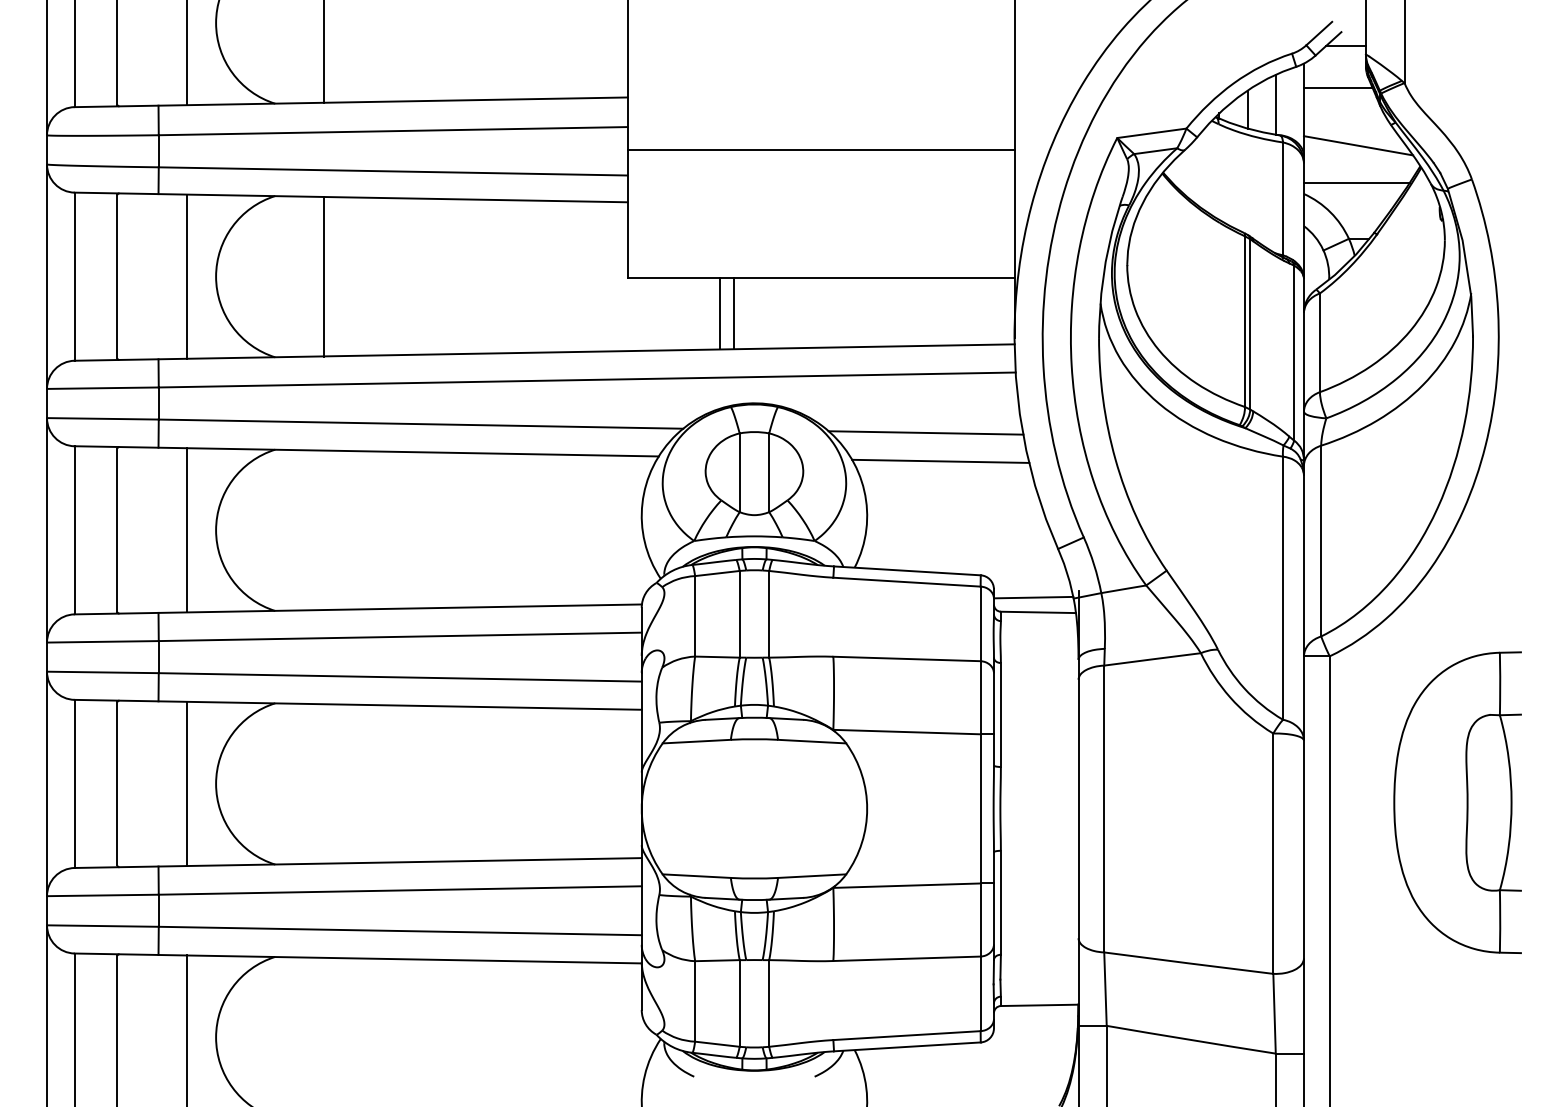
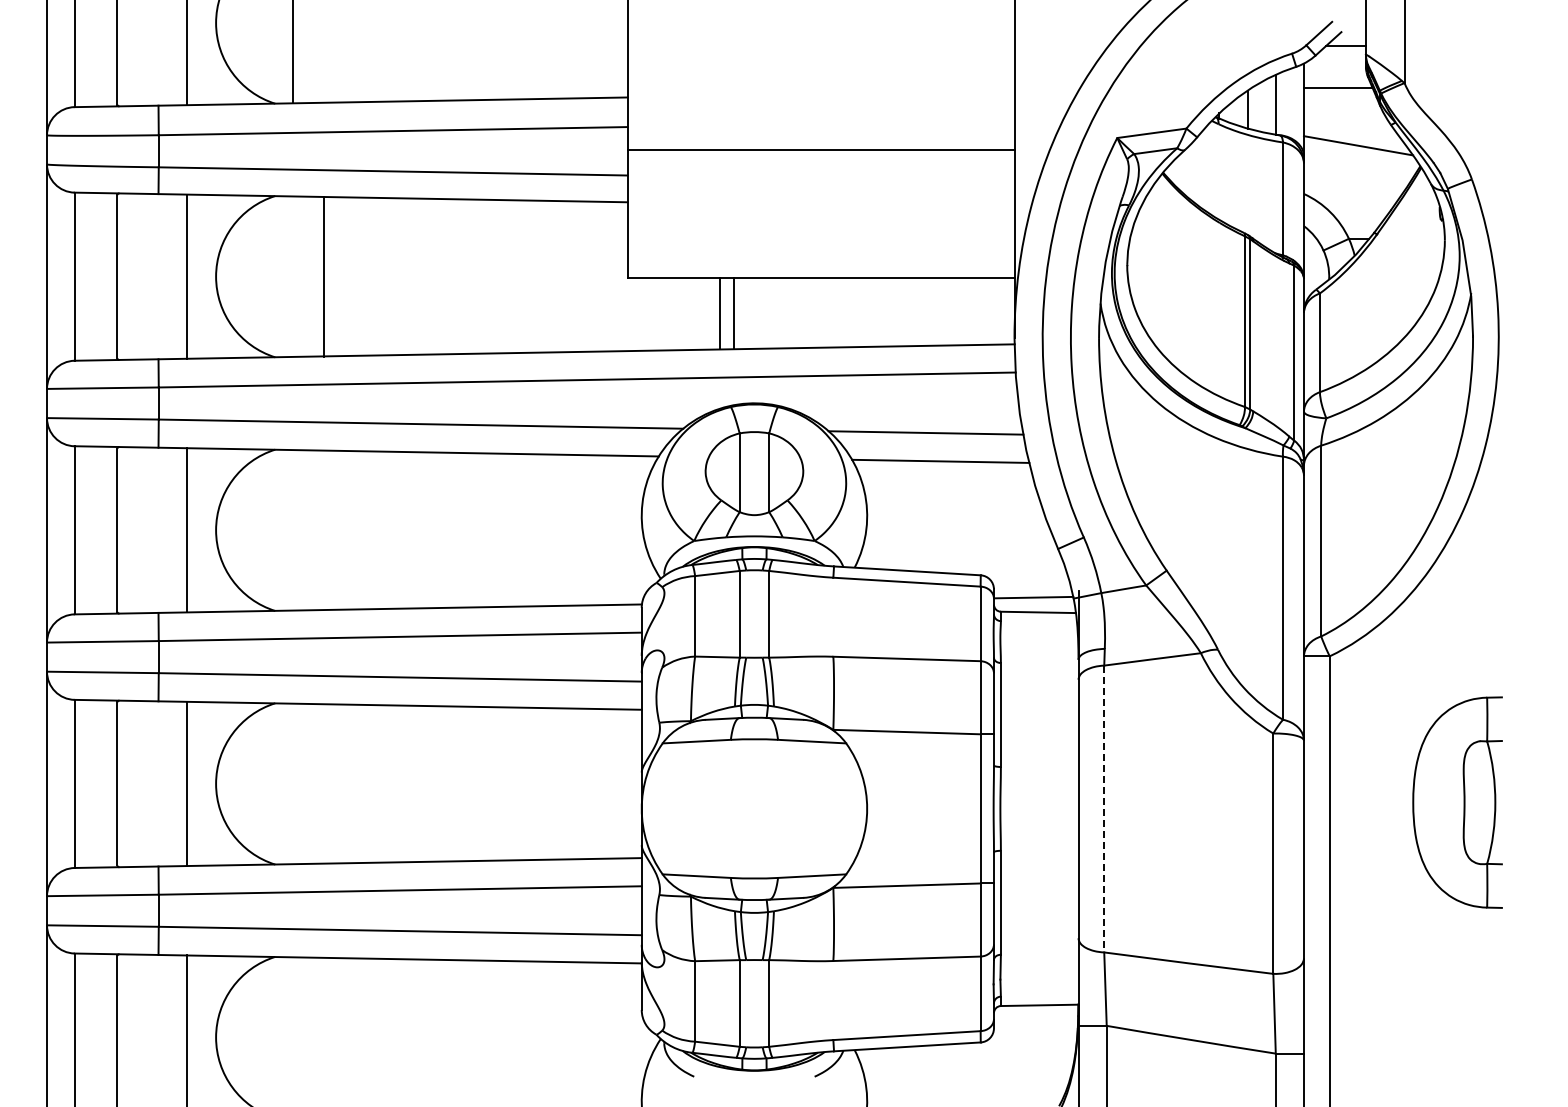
line position: (323, 52) -> (292, 52) (292, 52)
line: present -> none (1356, 183)
part size: 129x303 px -> 91x213 px (1457, 802)
line: solid -> dashed (1104, 809)
